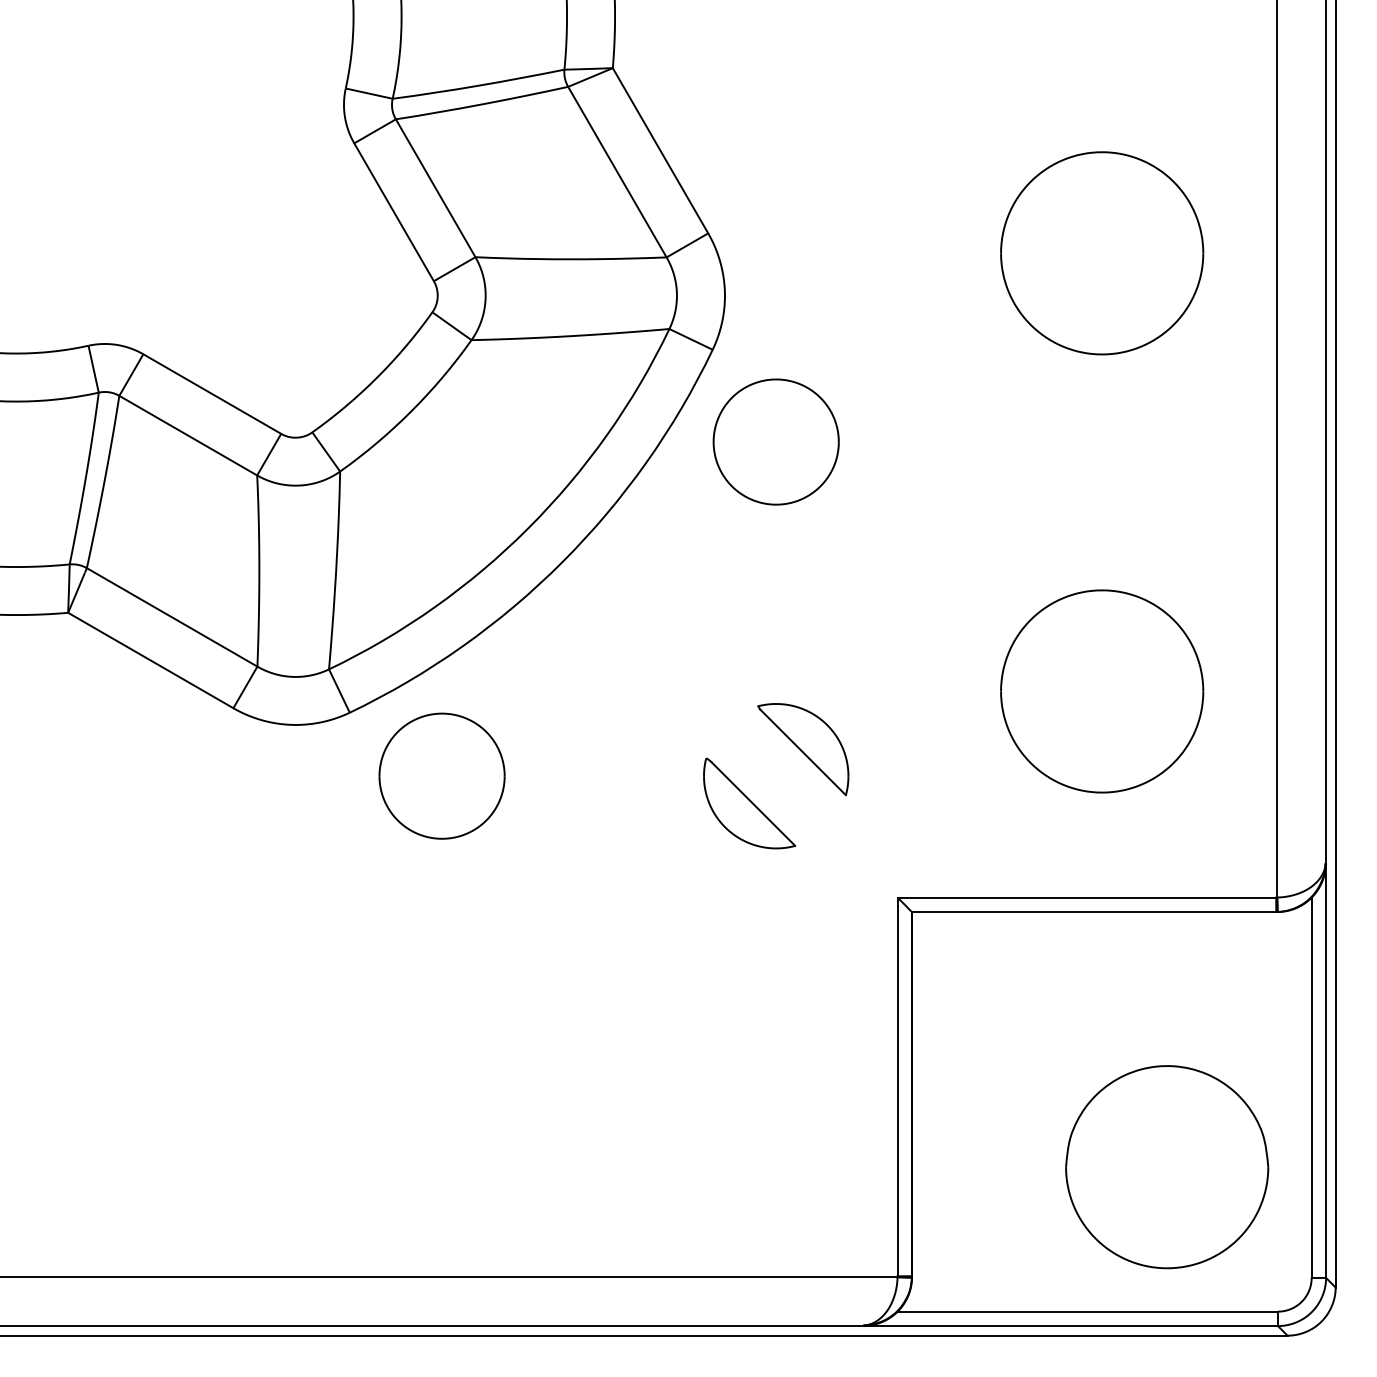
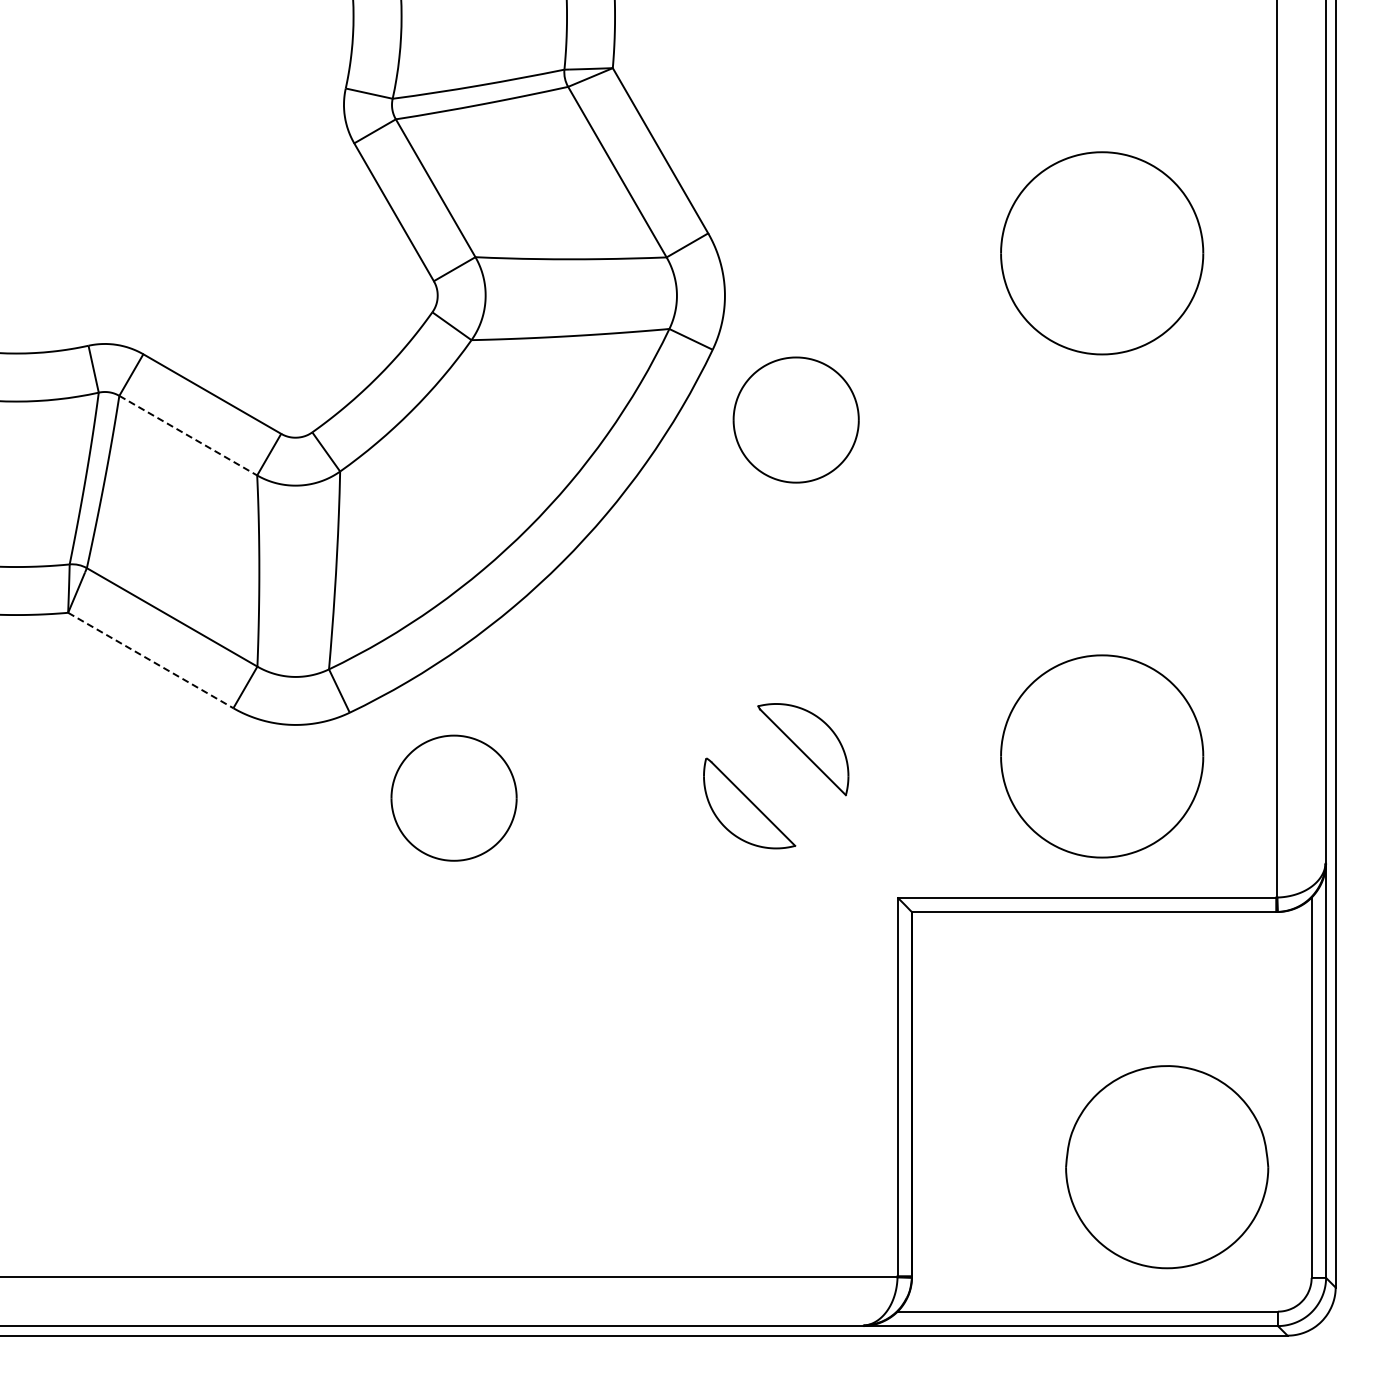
line: solid -> dashed (188, 435)
part position: (775, 441) -> (795, 419) (795, 419)
line: solid -> dashed (151, 660)
part position: (1102, 691) -> (1102, 756) (1102, 756)
part position: (441, 775) -> (453, 797) (453, 797)
